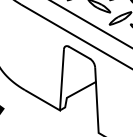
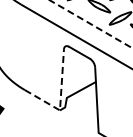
line: solid -> dashed (91, 24)
line: solid -> dashed (60, 100)
